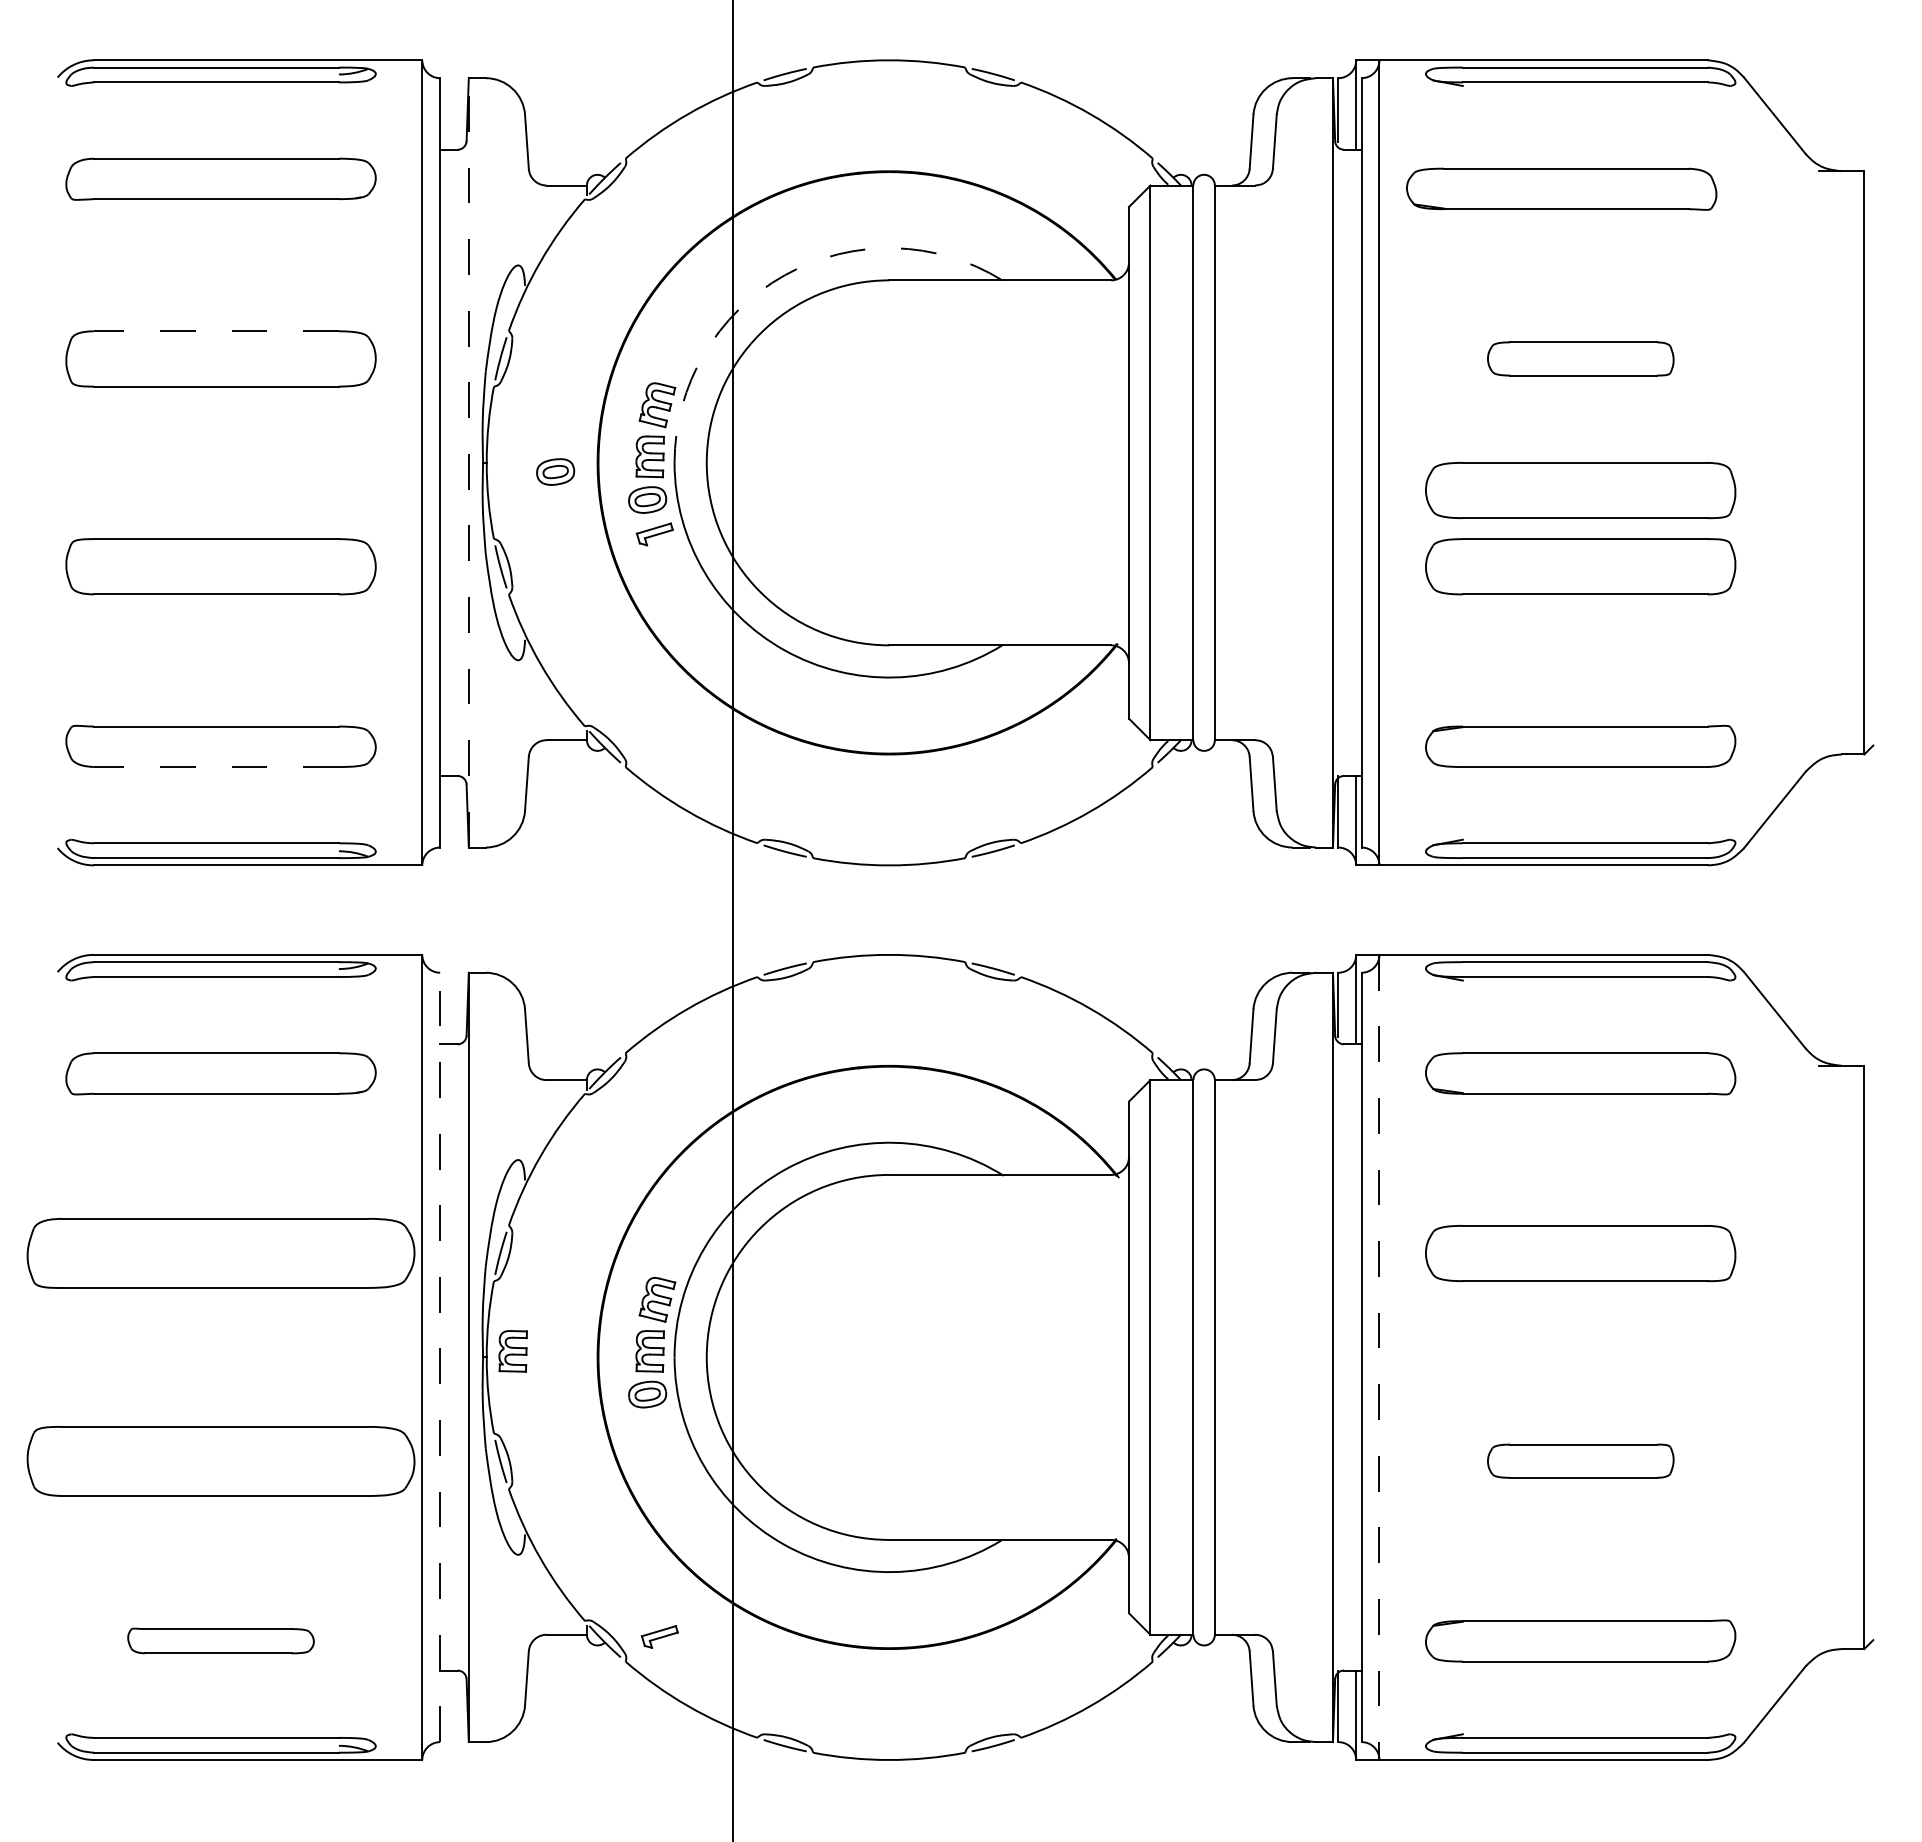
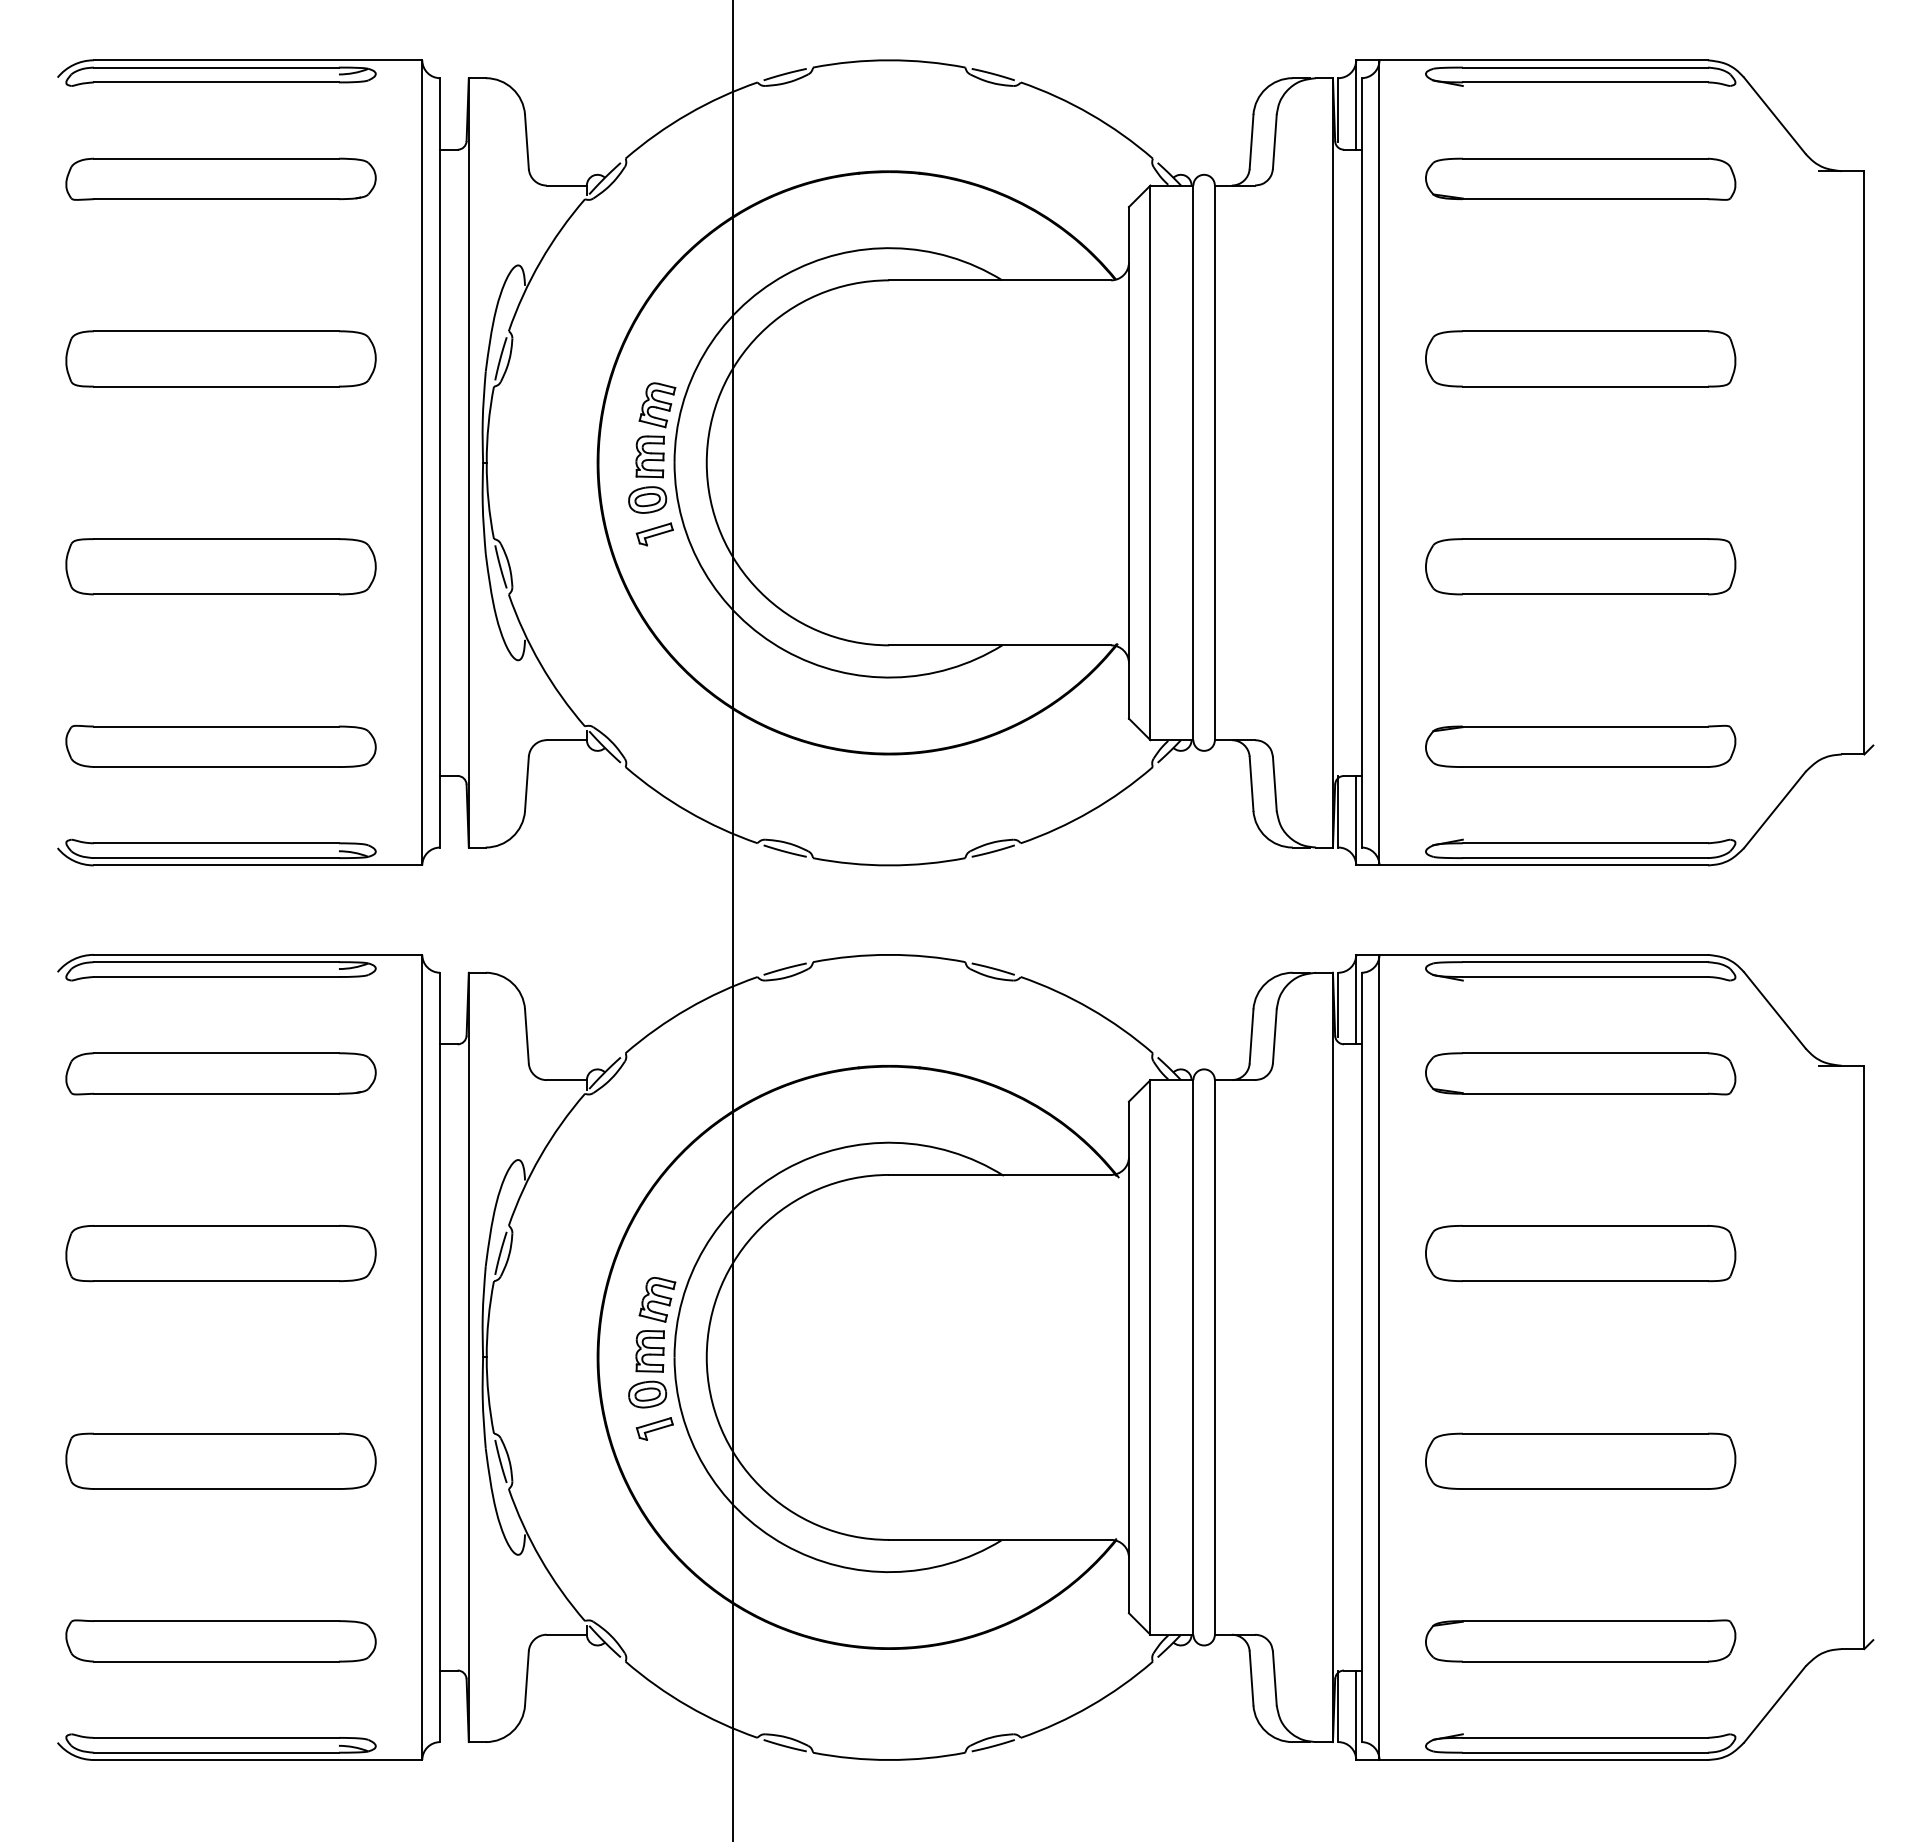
part position: (1561, 188) -> (1580, 178) (1580, 178)
arc: dashed -> solid (784, 275)
line: dashed -> solid (216, 331)
part size: 188x36 px -> 312x58 px (1580, 358)
line: dashed -> solid (468, 462)
part: present -> none (555, 471)
part: present -> none (1580, 490)
line: dashed -> solid (216, 767)
part size: 390x71 px -> 312x58 px (220, 1253)
part: present -> none (512, 1351)
line: dashed -> solid (440, 1357)
line: dashed -> solid (1379, 1357)
part size: 188x36 px -> 312x58 px (1580, 1460)
part size: 390x71 px -> 312x58 px (220, 1460)
part position: (659, 1636) -> (654, 1428) (654, 1428)
part size: 188x28 px -> 312x44 px (220, 1640)
